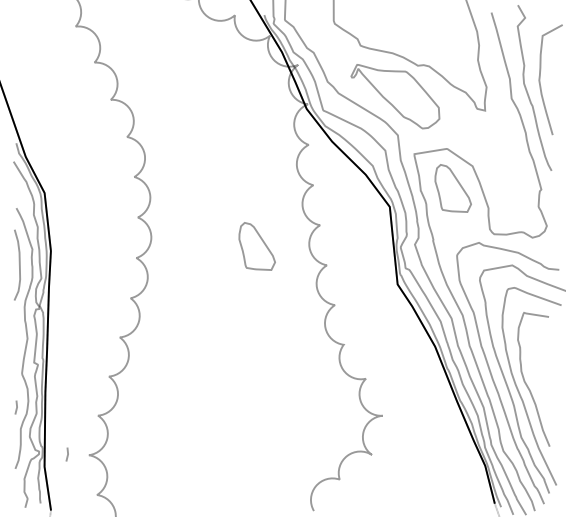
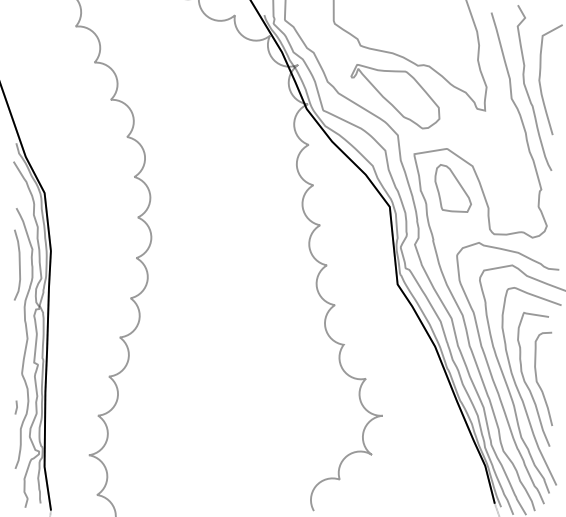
part: present -> none (256, 246)
curve: none -> present (537, 378)
line: present -> none (67, 454)
